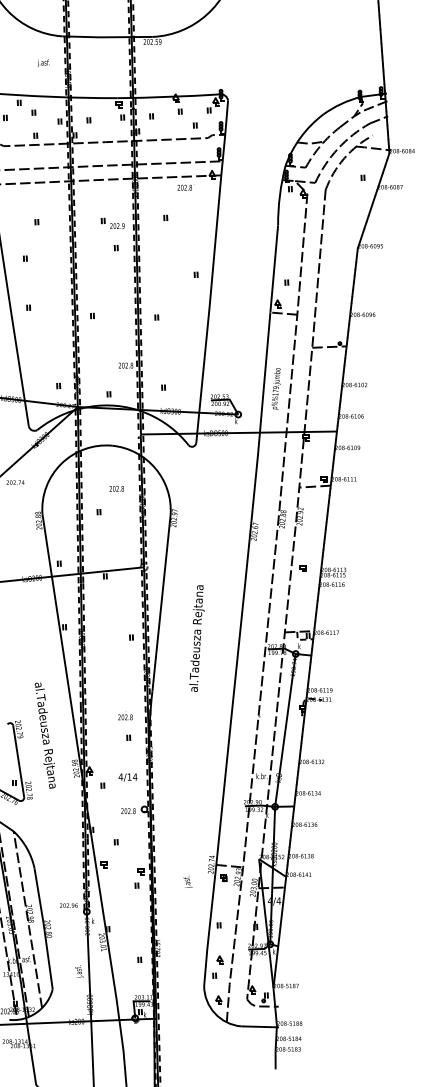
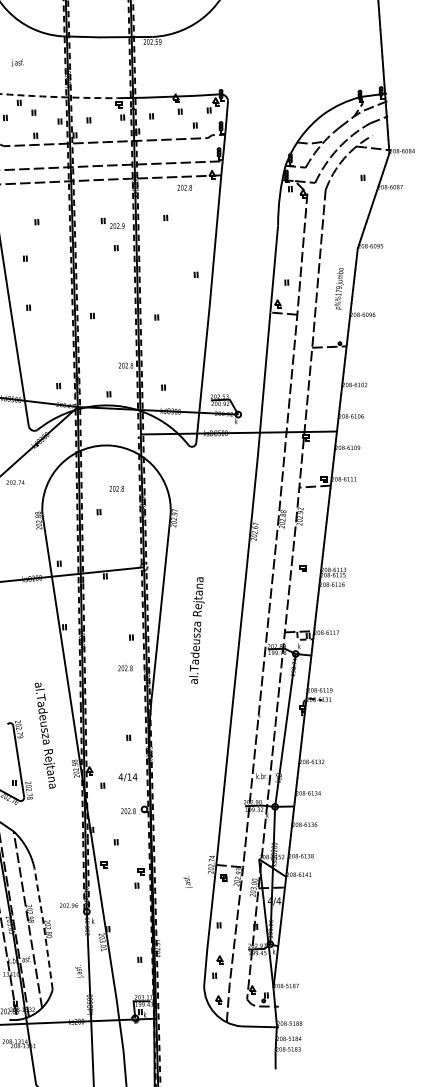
text position: (43, 62) -> (17, 62) (17, 62)
arc: solid -> dashed (58, 97)
text position: (275, 388) -> (338, 288) (338, 288)
text position: (196, 638) -> (196, 630) (196, 630)
text position: (125, 717) -> (125, 668) (125, 668)
line: solid -> dashed (44, 927)
